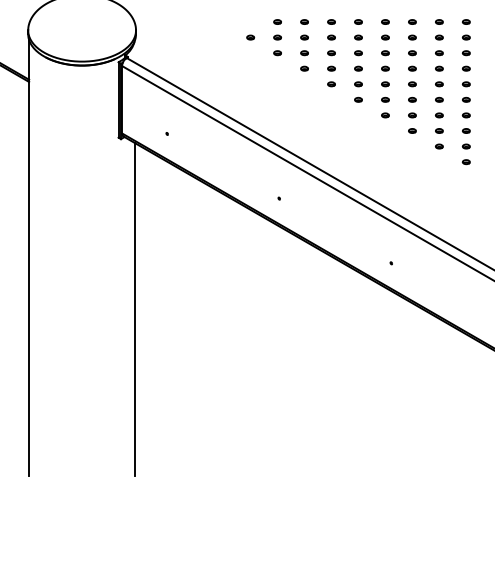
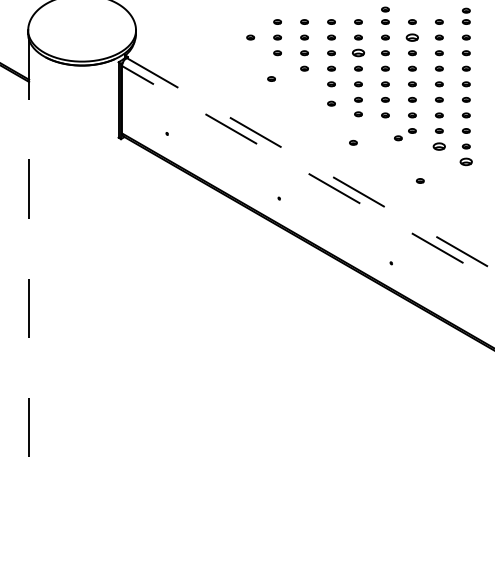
part: none -> present (385, 9)
part: none -> present (466, 10)
part size: 9x7 px -> 14x9 px (411, 37)
part size: 9x7 px -> 13x10 px (358, 52)
part: none -> present (271, 78)
part: none -> present (331, 103)
part: none -> present (358, 114)
part: none -> present (398, 138)
part: none -> present (353, 142)
part size: 9x7 px -> 14x9 px (438, 146)
part size: 9x7 px -> 14x10 px (465, 161)
line: solid -> dashed (311, 164)
line: solid -> dashed (308, 173)
part: none -> present (420, 180)
line: solid -> dashed (29, 257)
line: present -> none (135, 309)
